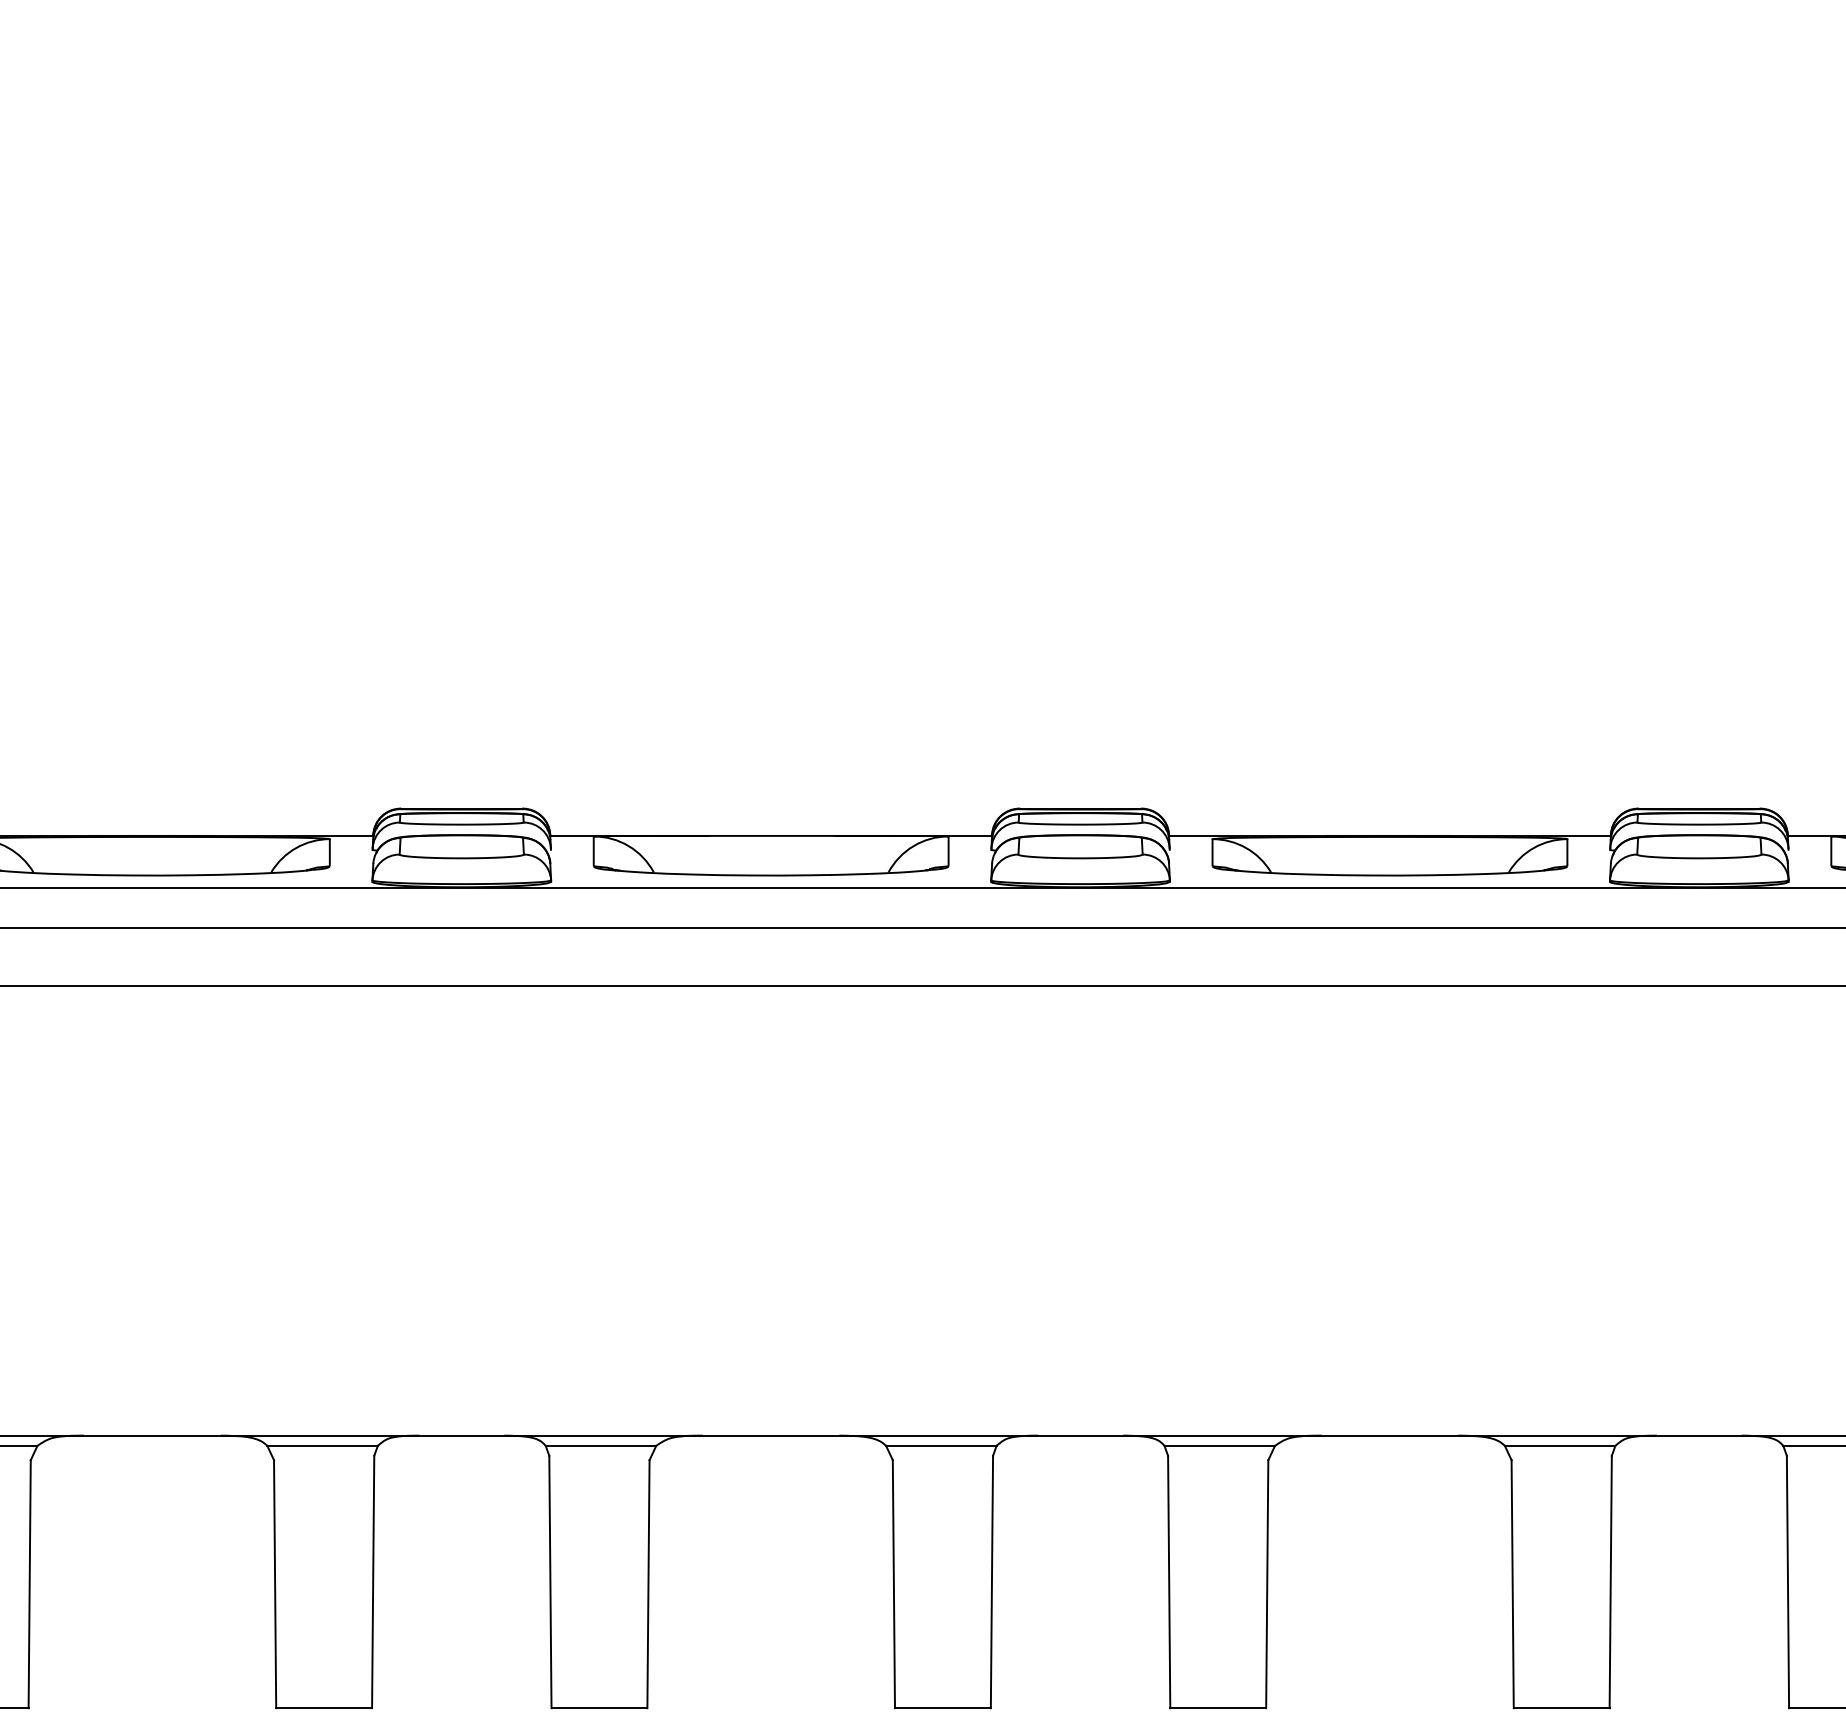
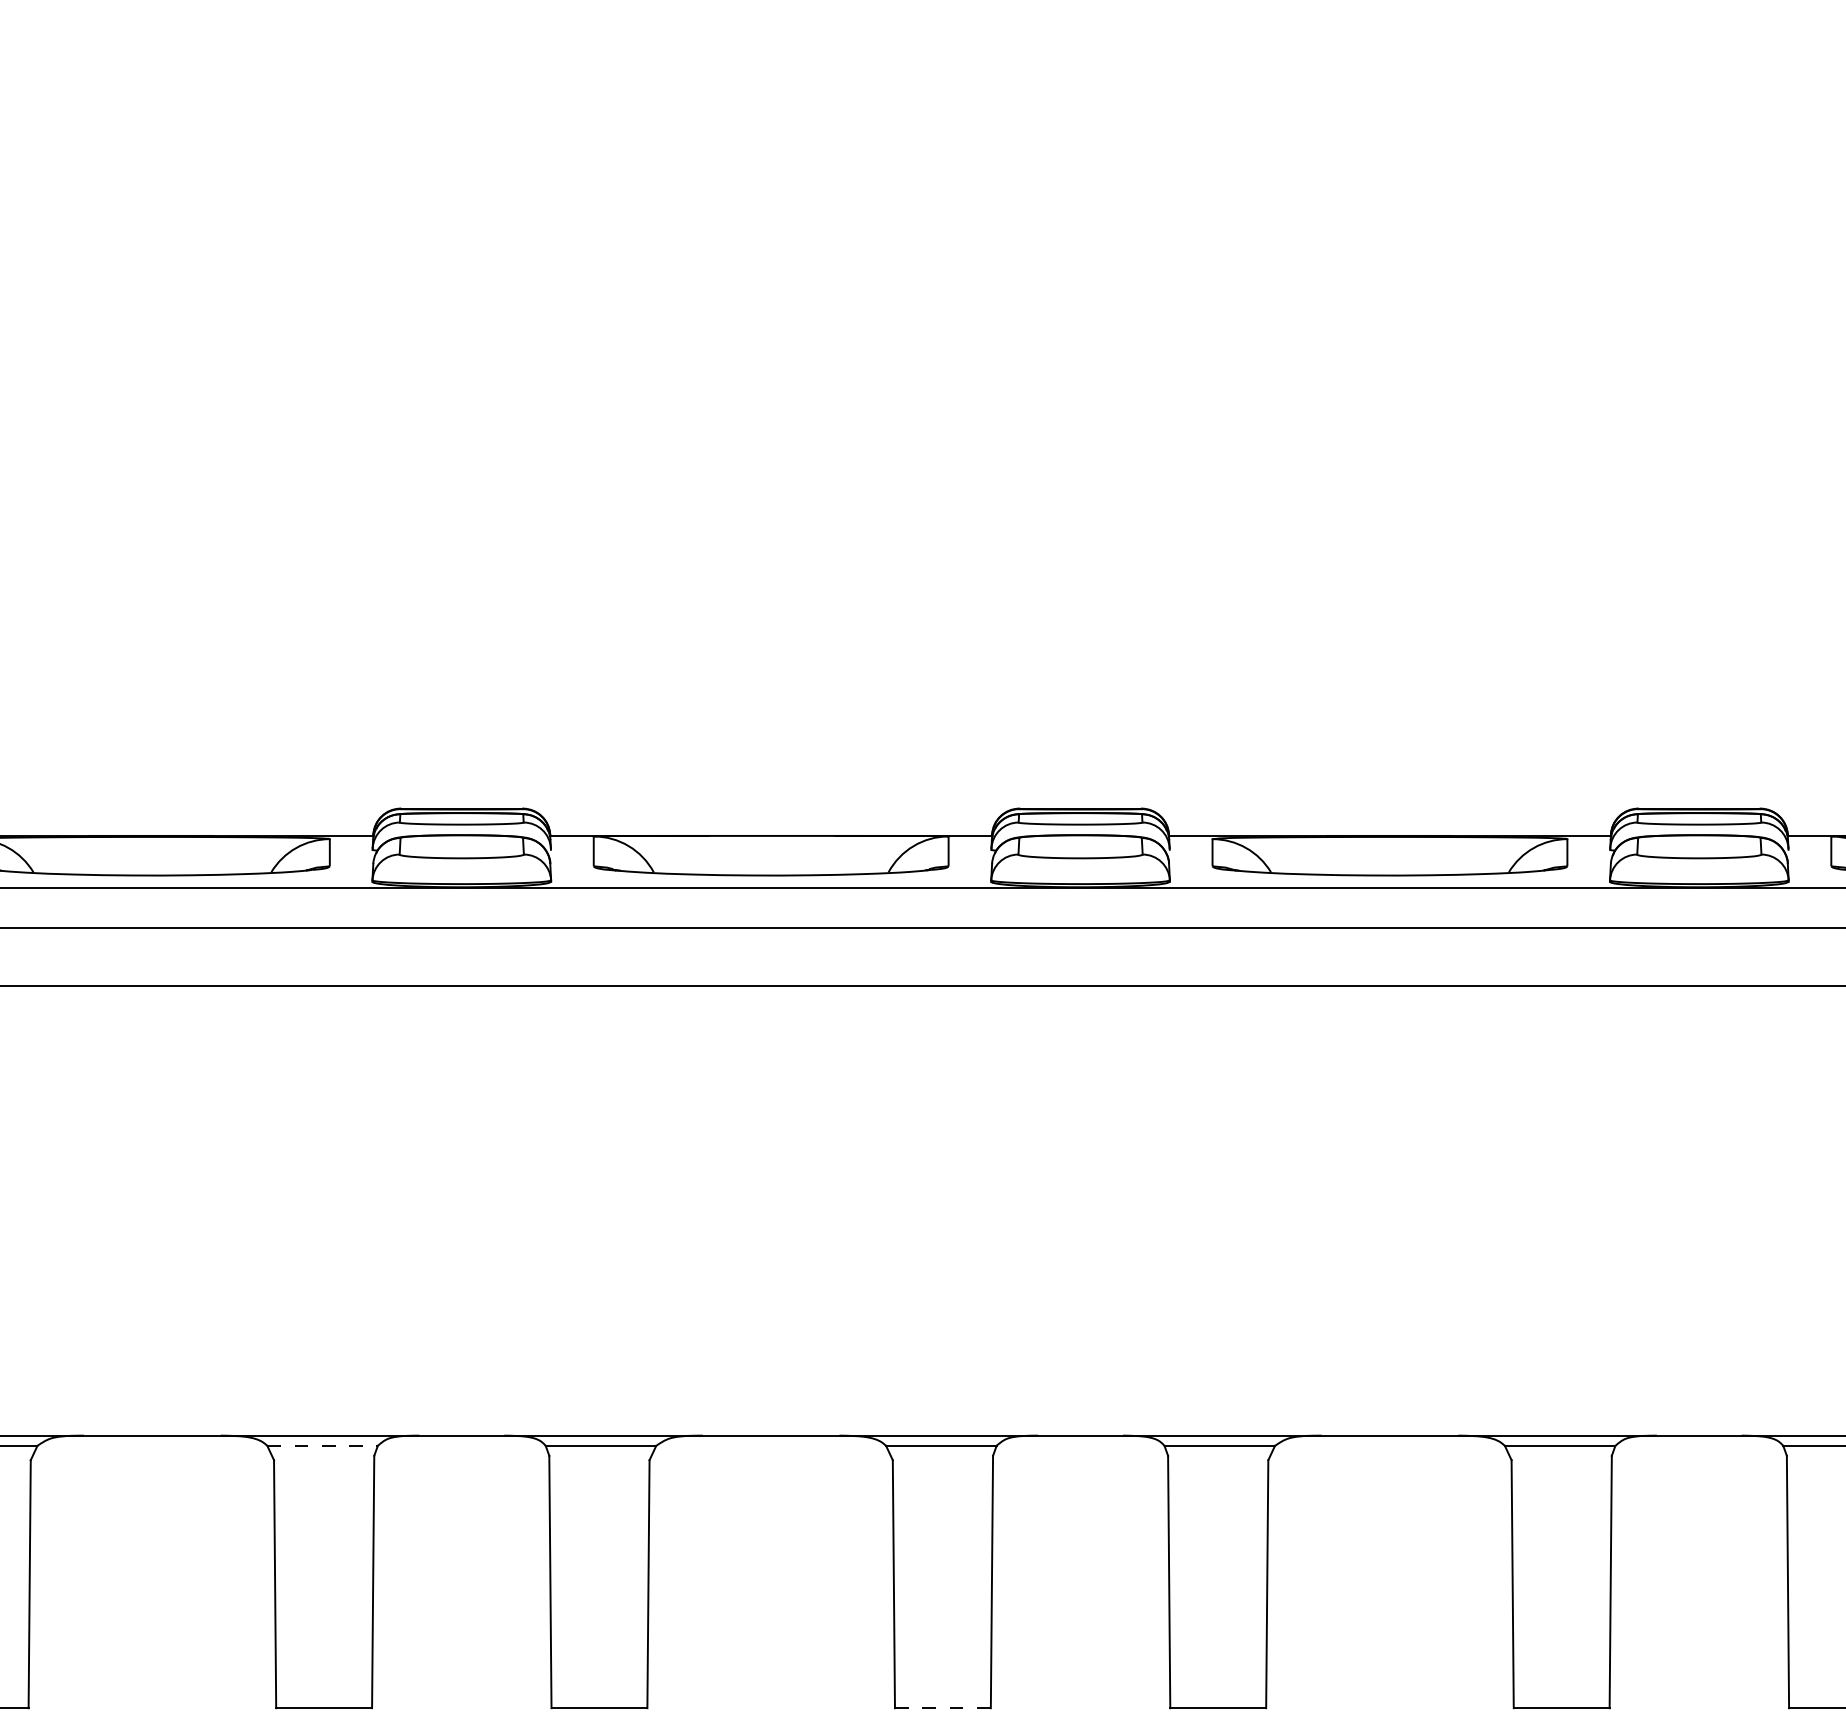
line: solid -> dashed (323, 1445)
line: solid -> dashed (942, 1708)
